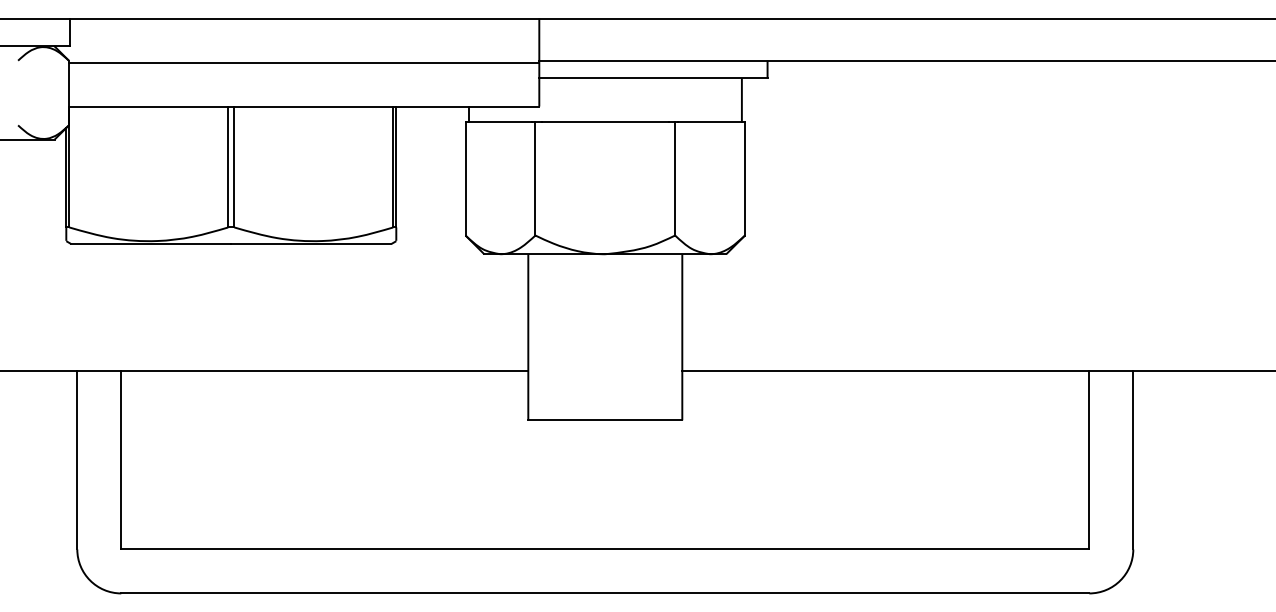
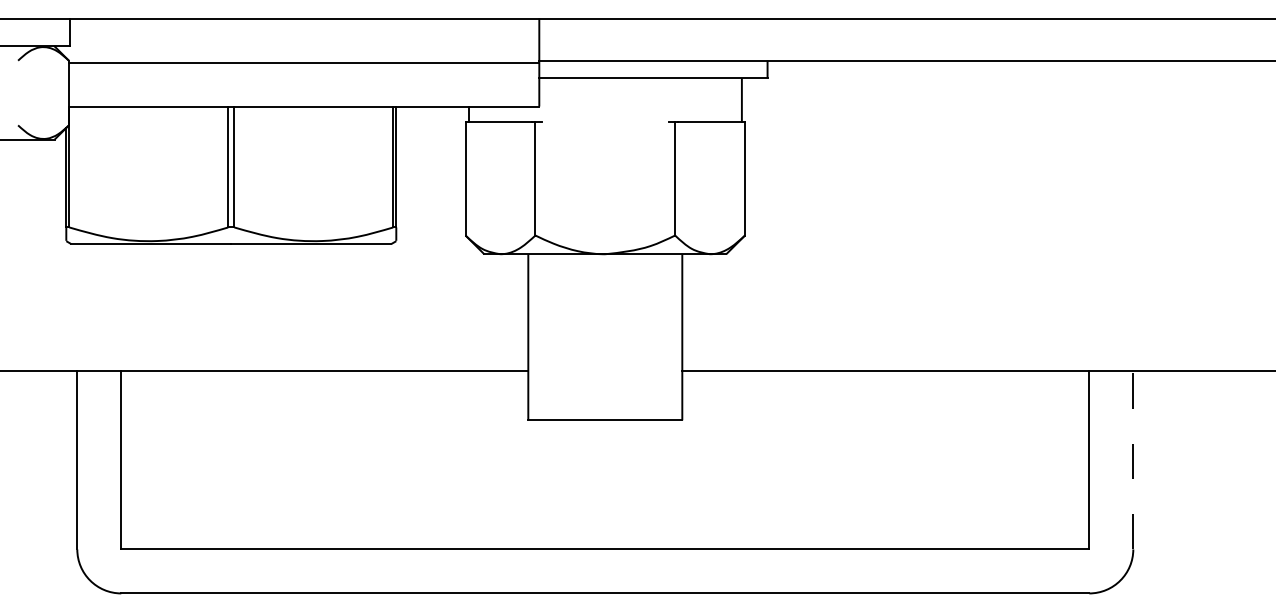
line: present -> none (604, 122)
line: solid -> dashed (1133, 459)
